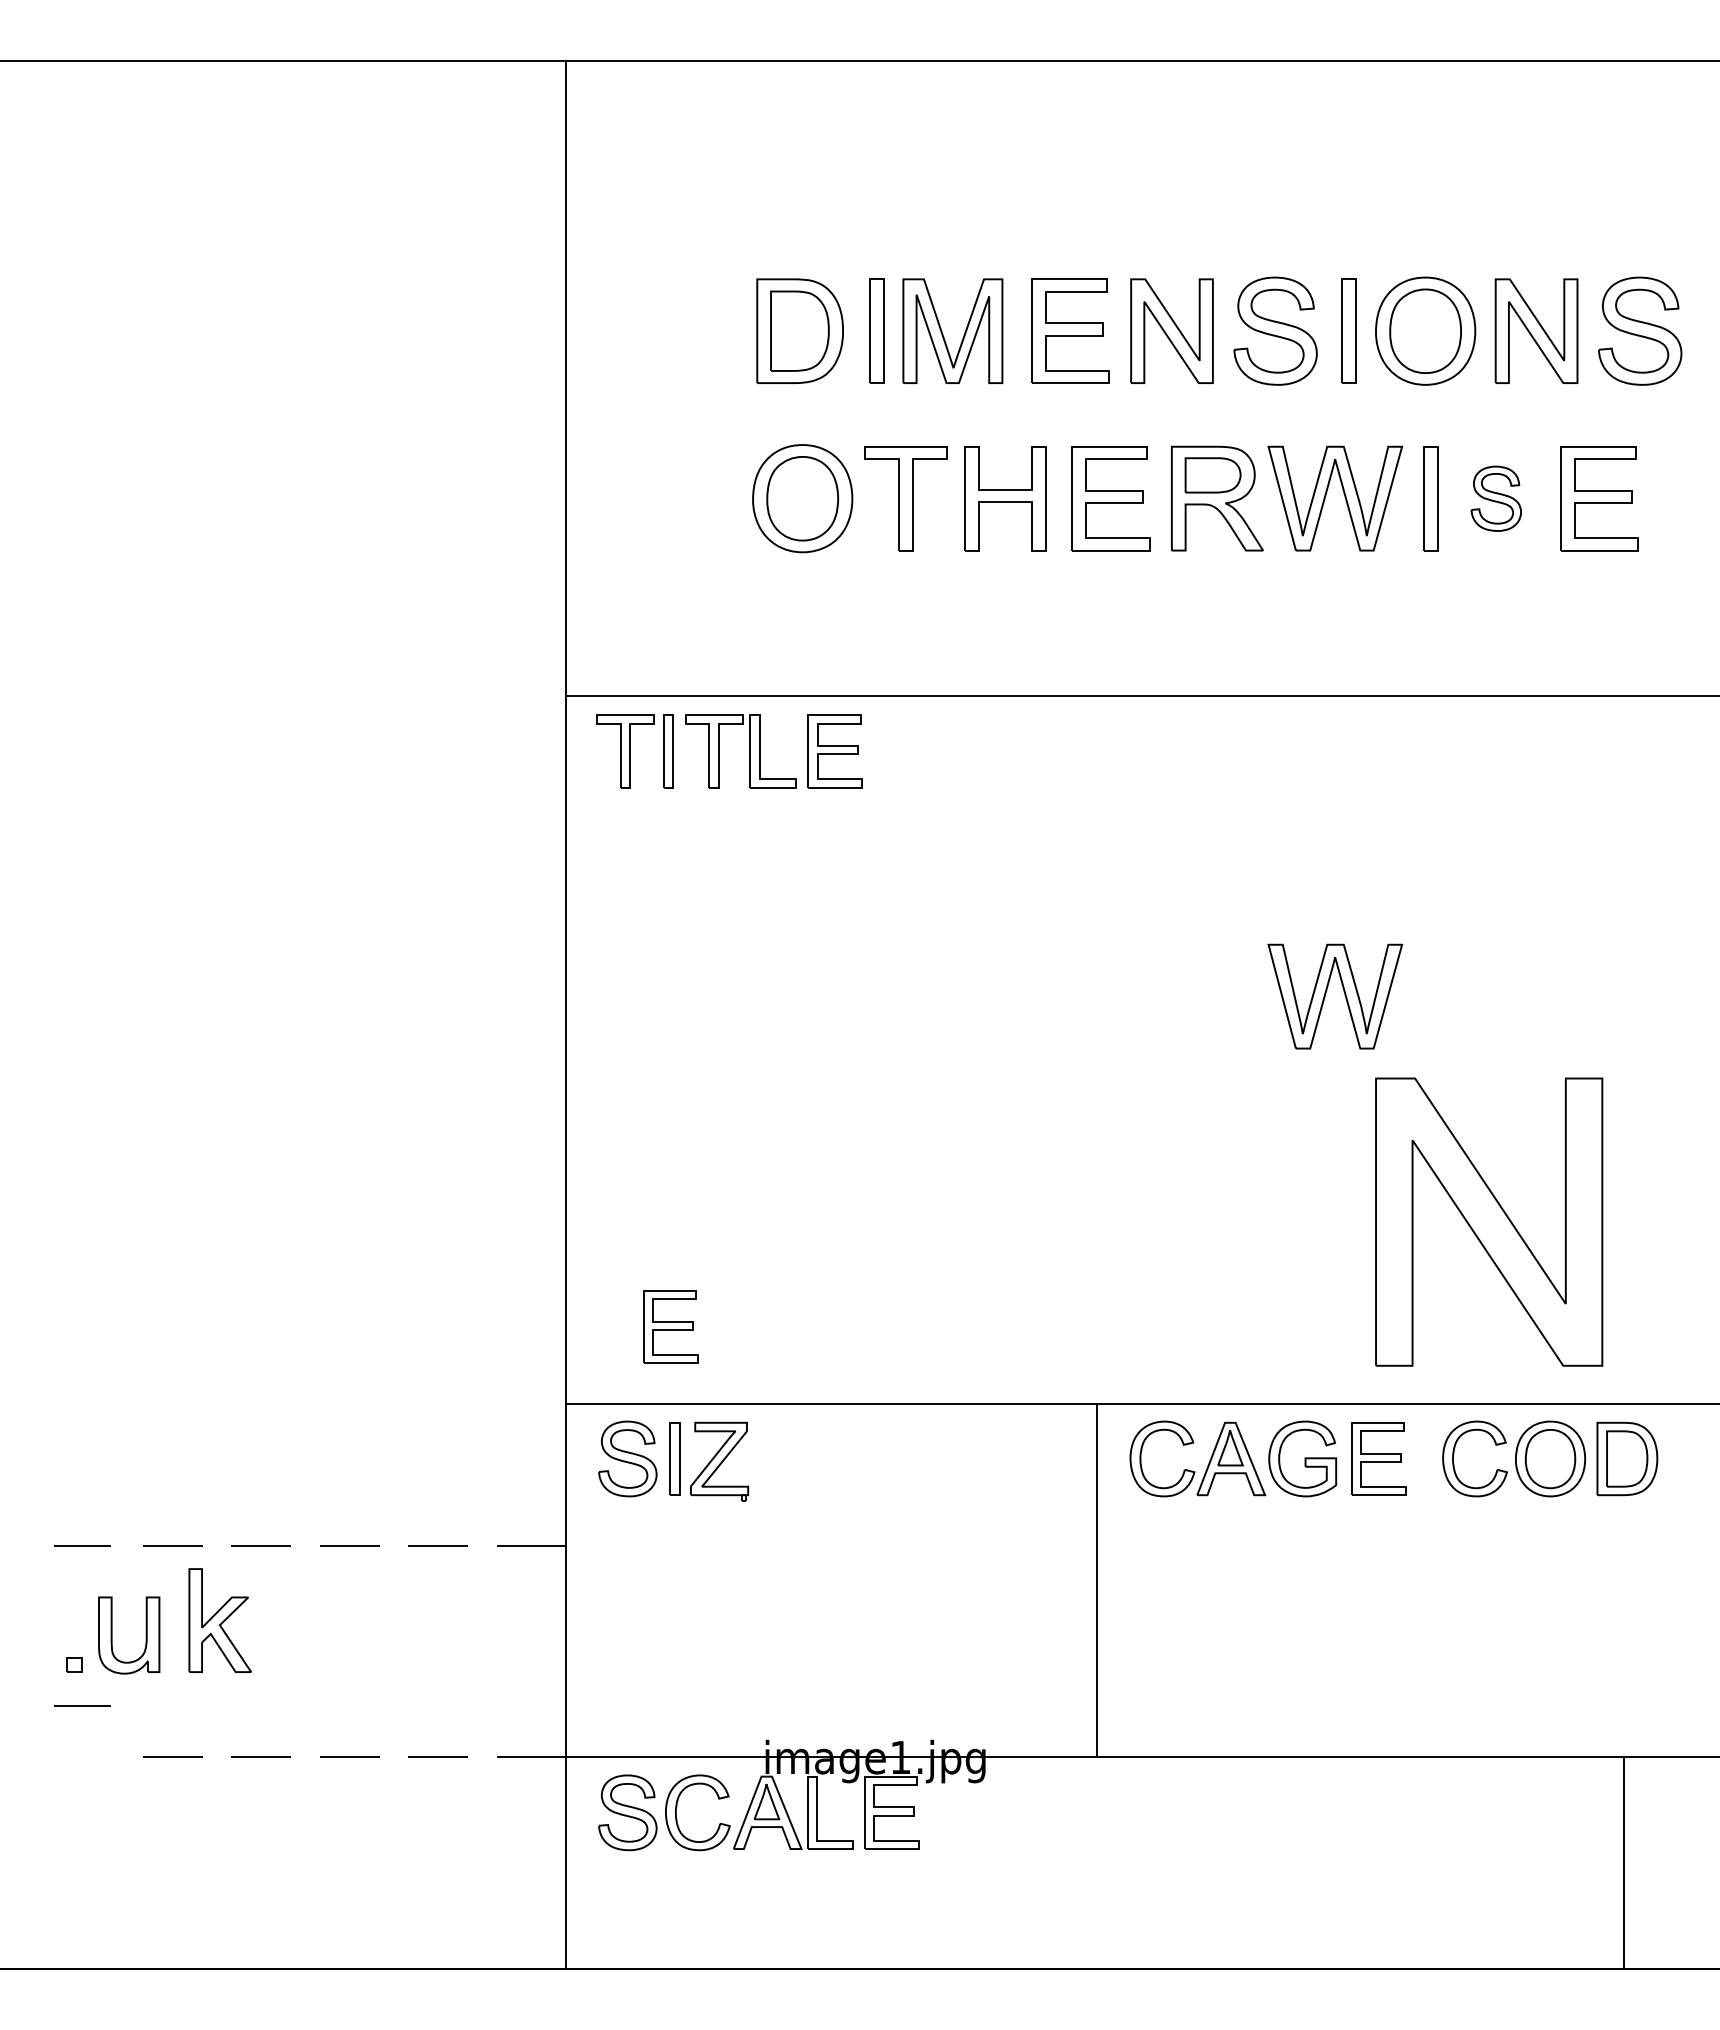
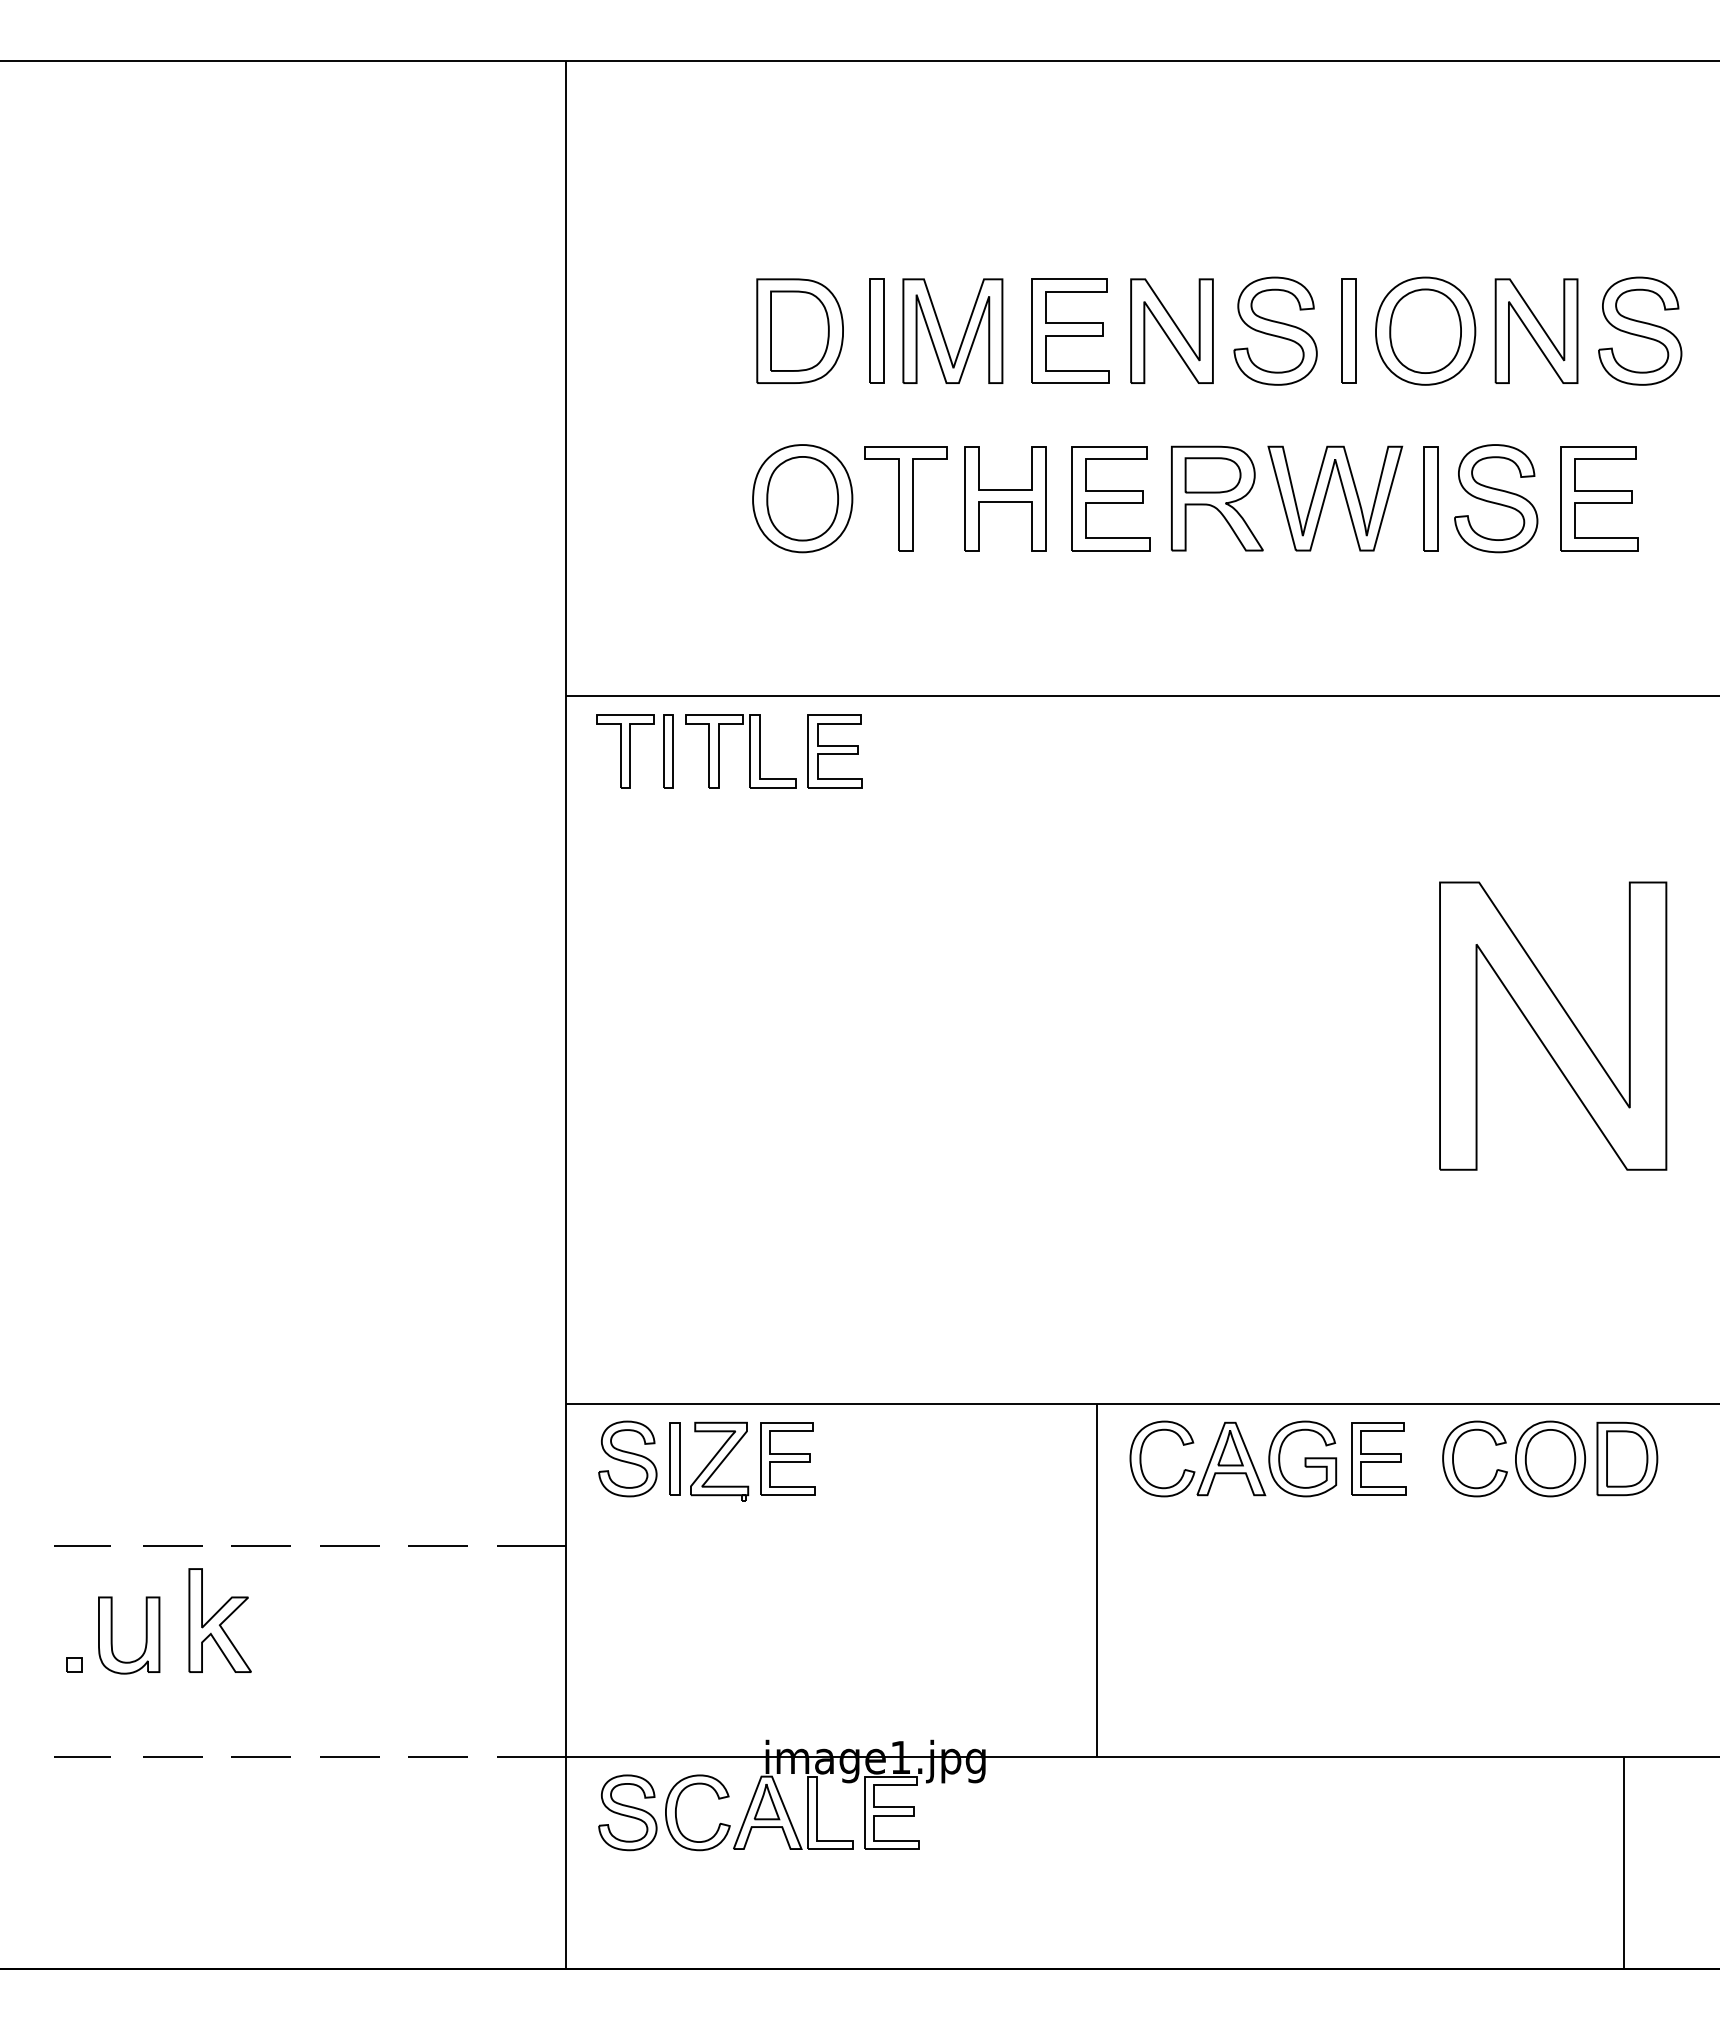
part size: 52x67 px -> 85x110 px (1496, 498)
part: present -> none (1344, 995)
part position: (1489, 1221) -> (1553, 1025) (1553, 1025)
part position: (670, 1326) -> (787, 1458) (787, 1458)
line position: (82, 1705) -> (82, 1756) (82, 1756)
